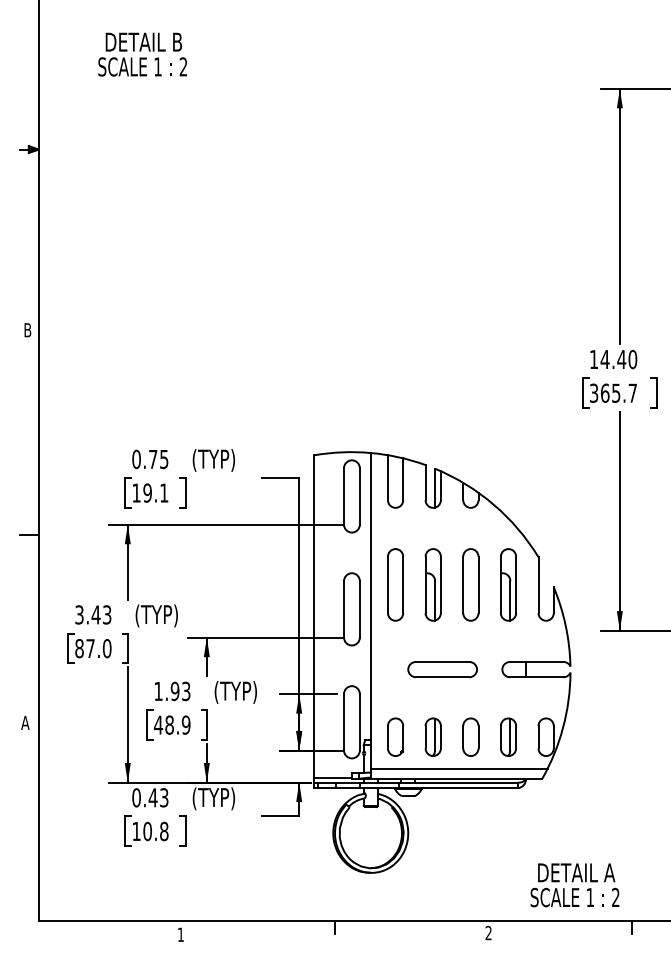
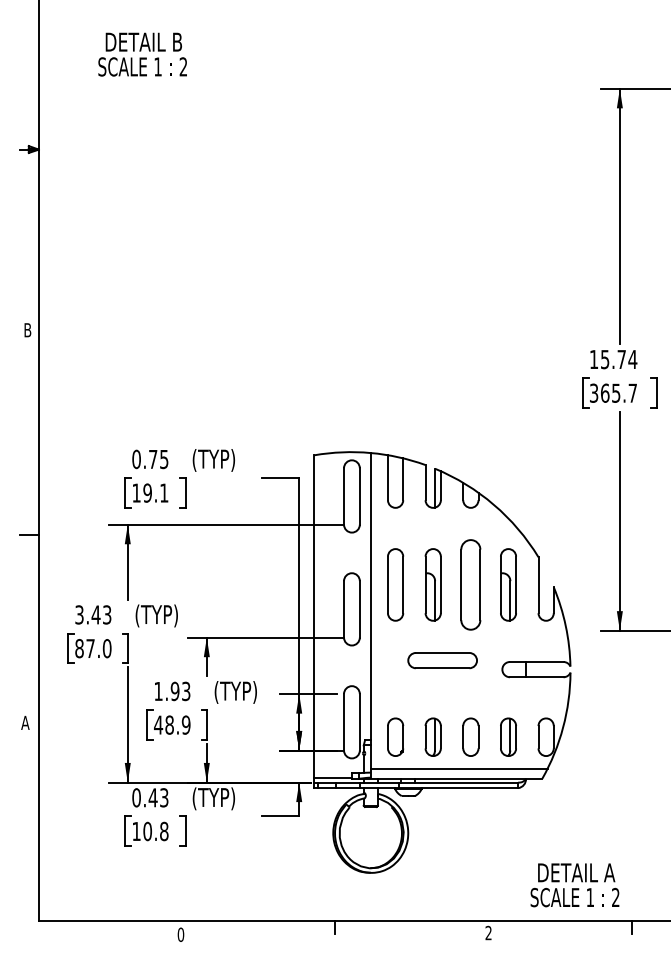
text: 14.40 -> 15.74 (618, 359)
part size: 18x74 px -> 22x92 px (470, 584)
part position: (442, 669) -> (442, 660) (442, 660)
text: 1 -> 0 (180, 934)
